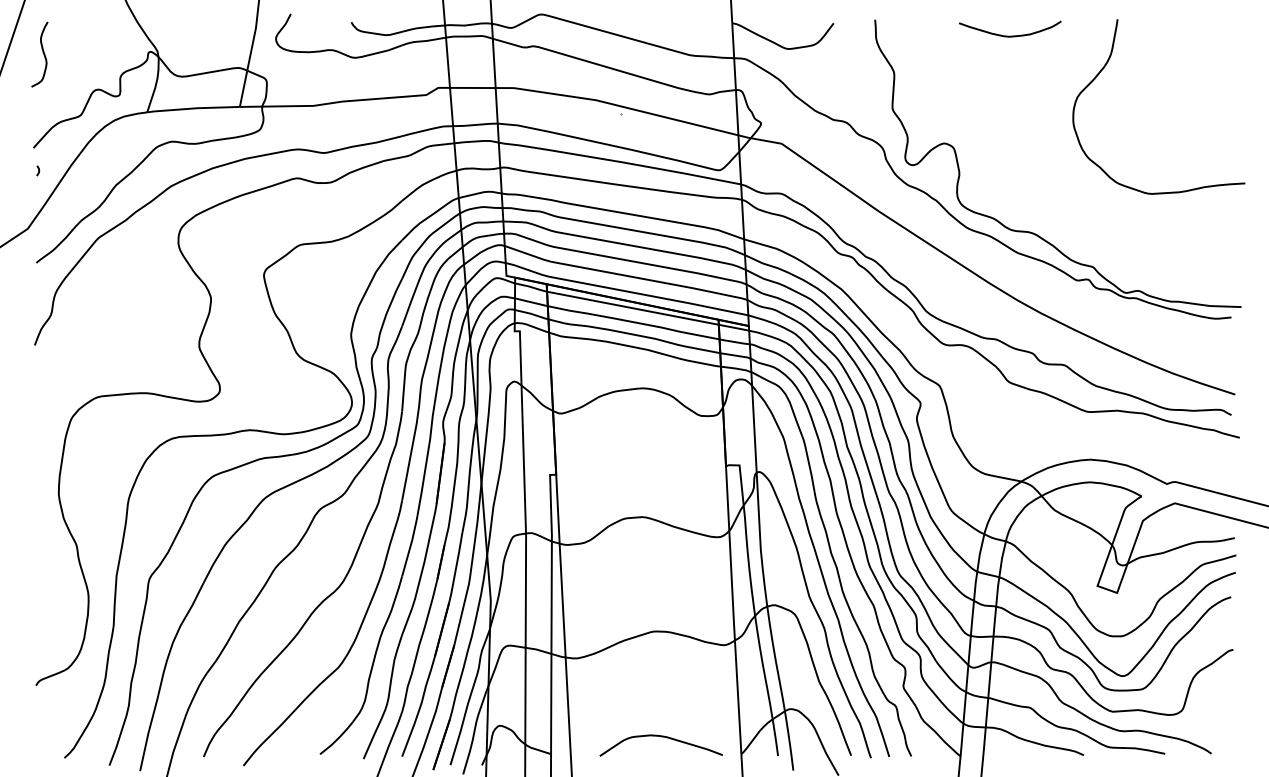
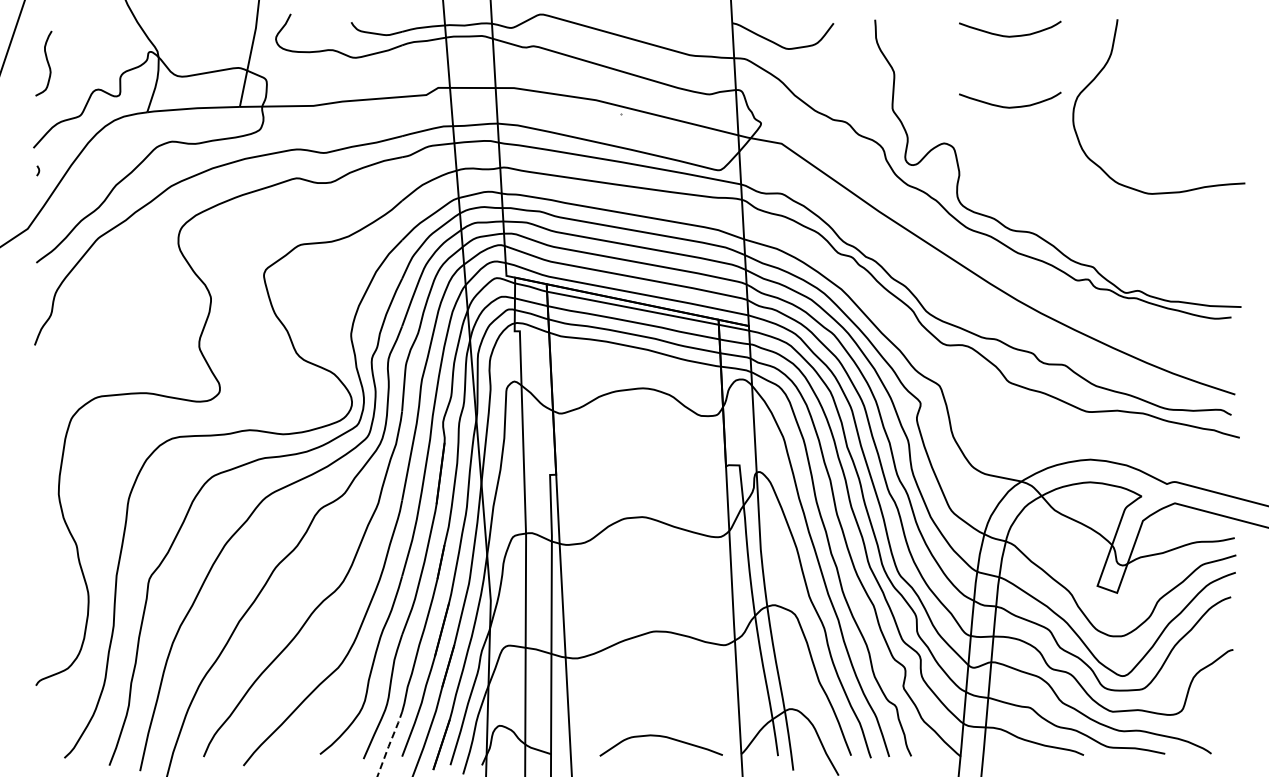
curve position: (42, 52) -> (46, 61) (46, 61)
curve: none -> present (1010, 106)
line: solid -> dashed (389, 743)
